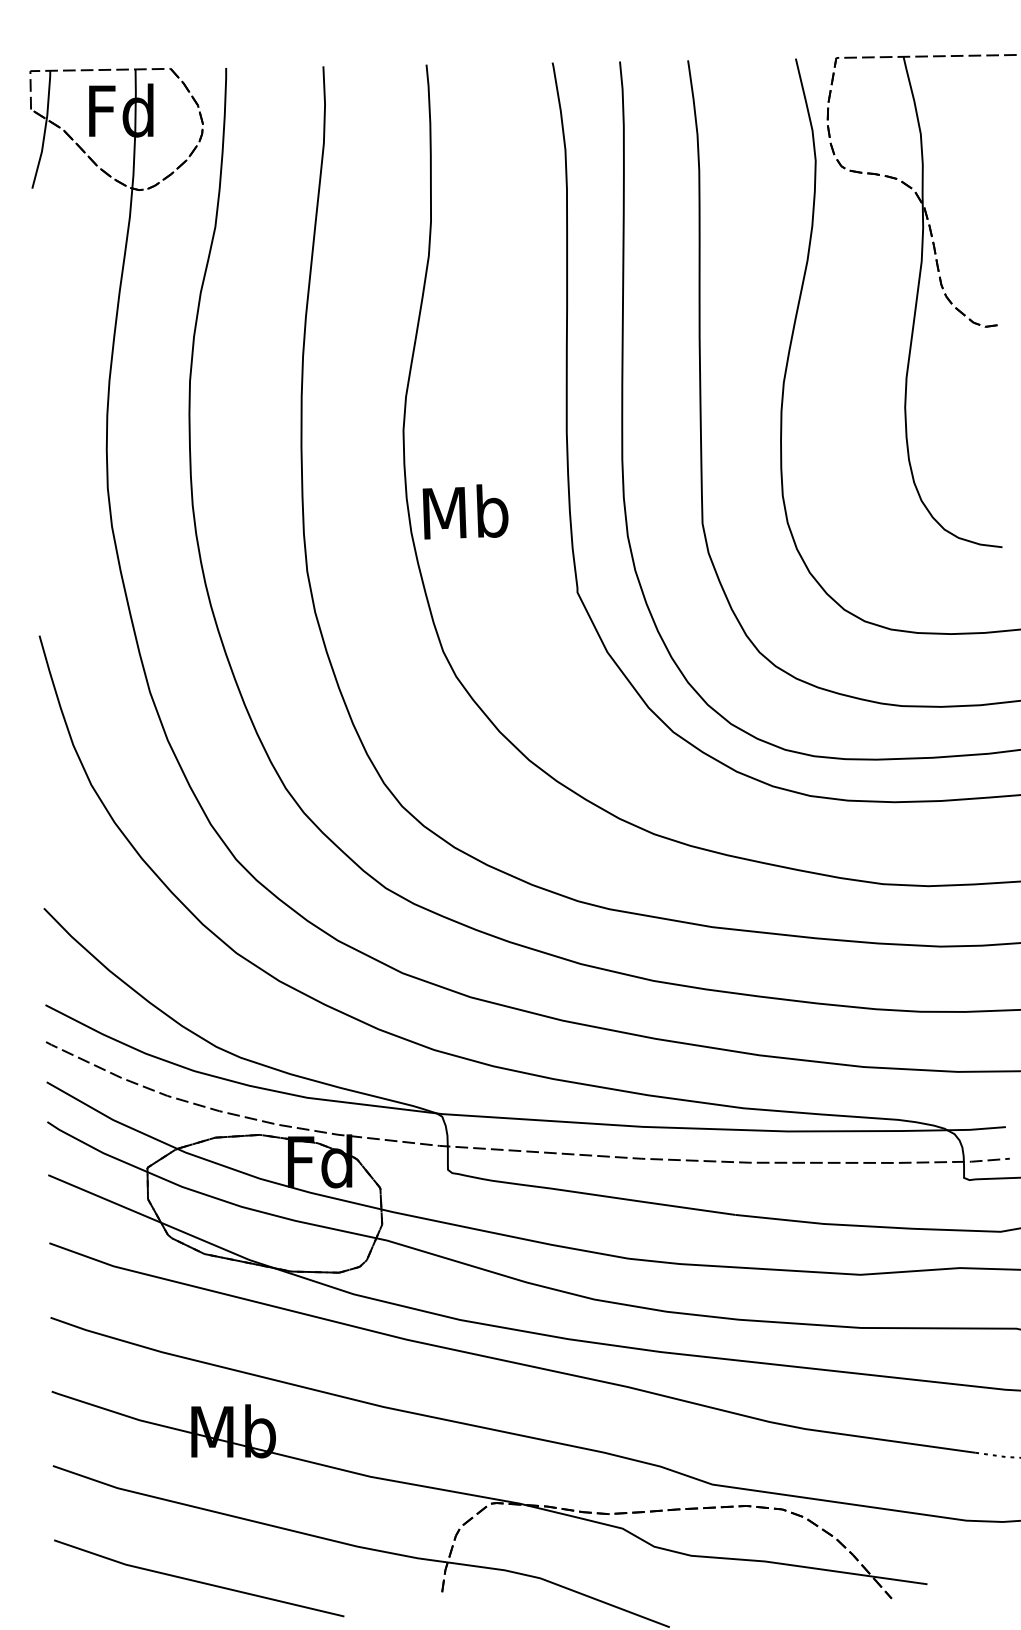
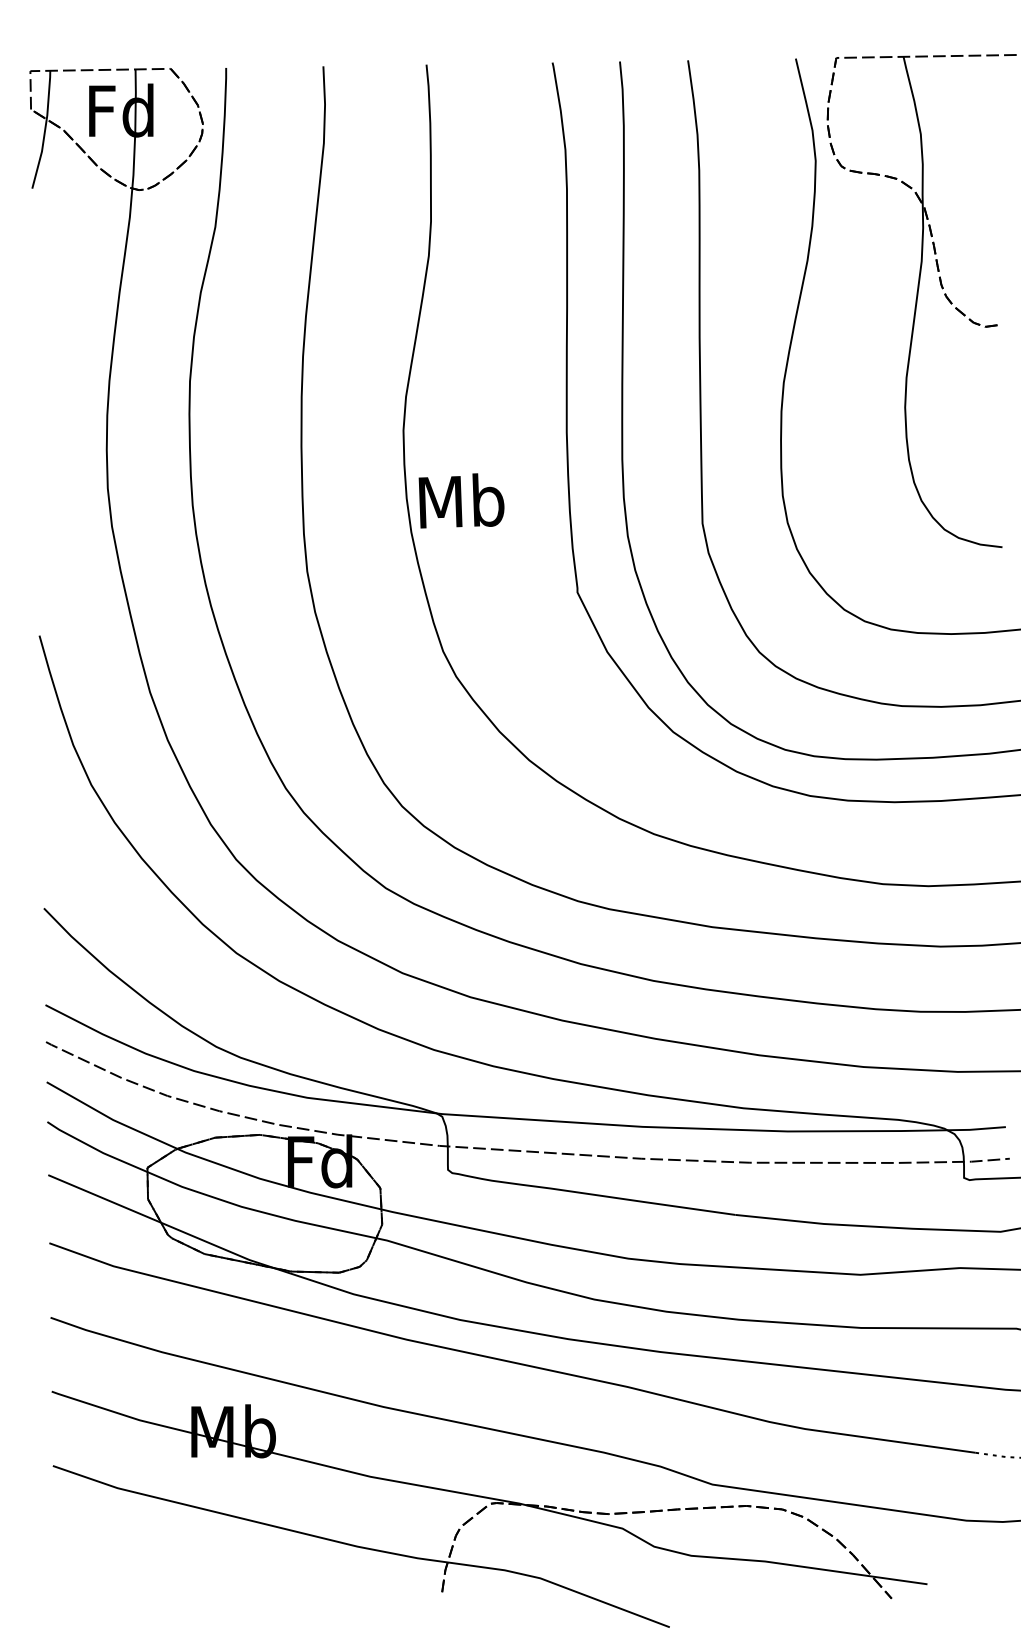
text position: (465, 511) -> (461, 500) (461, 500)
line: present -> none (197, 1580)
